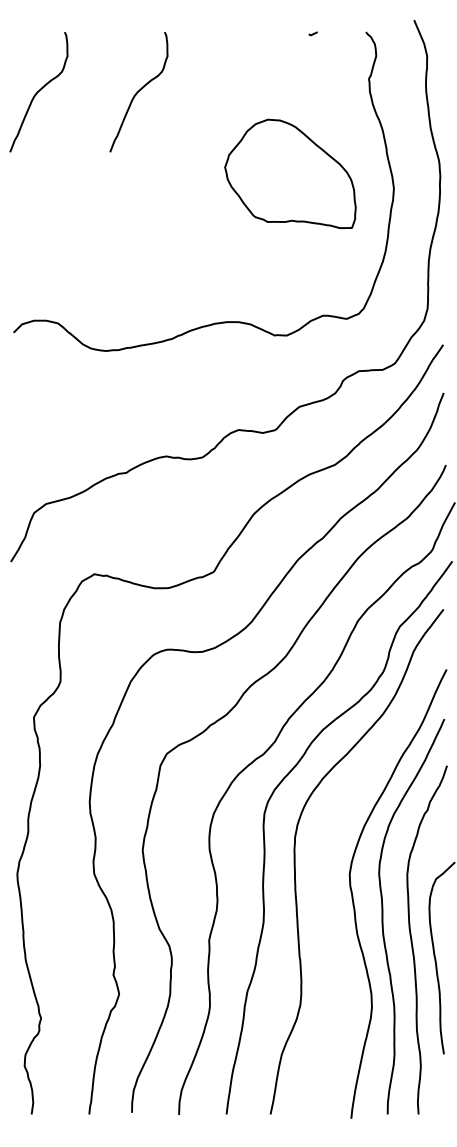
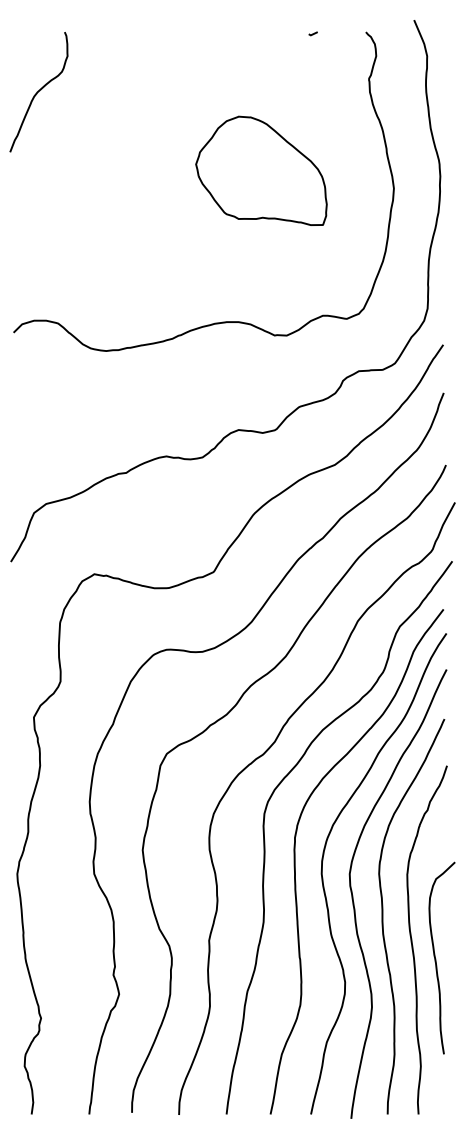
curve: present -> none (138, 92)
part position: (290, 173) -> (261, 170) (261, 170)
curve: none -> present (323, 877)
